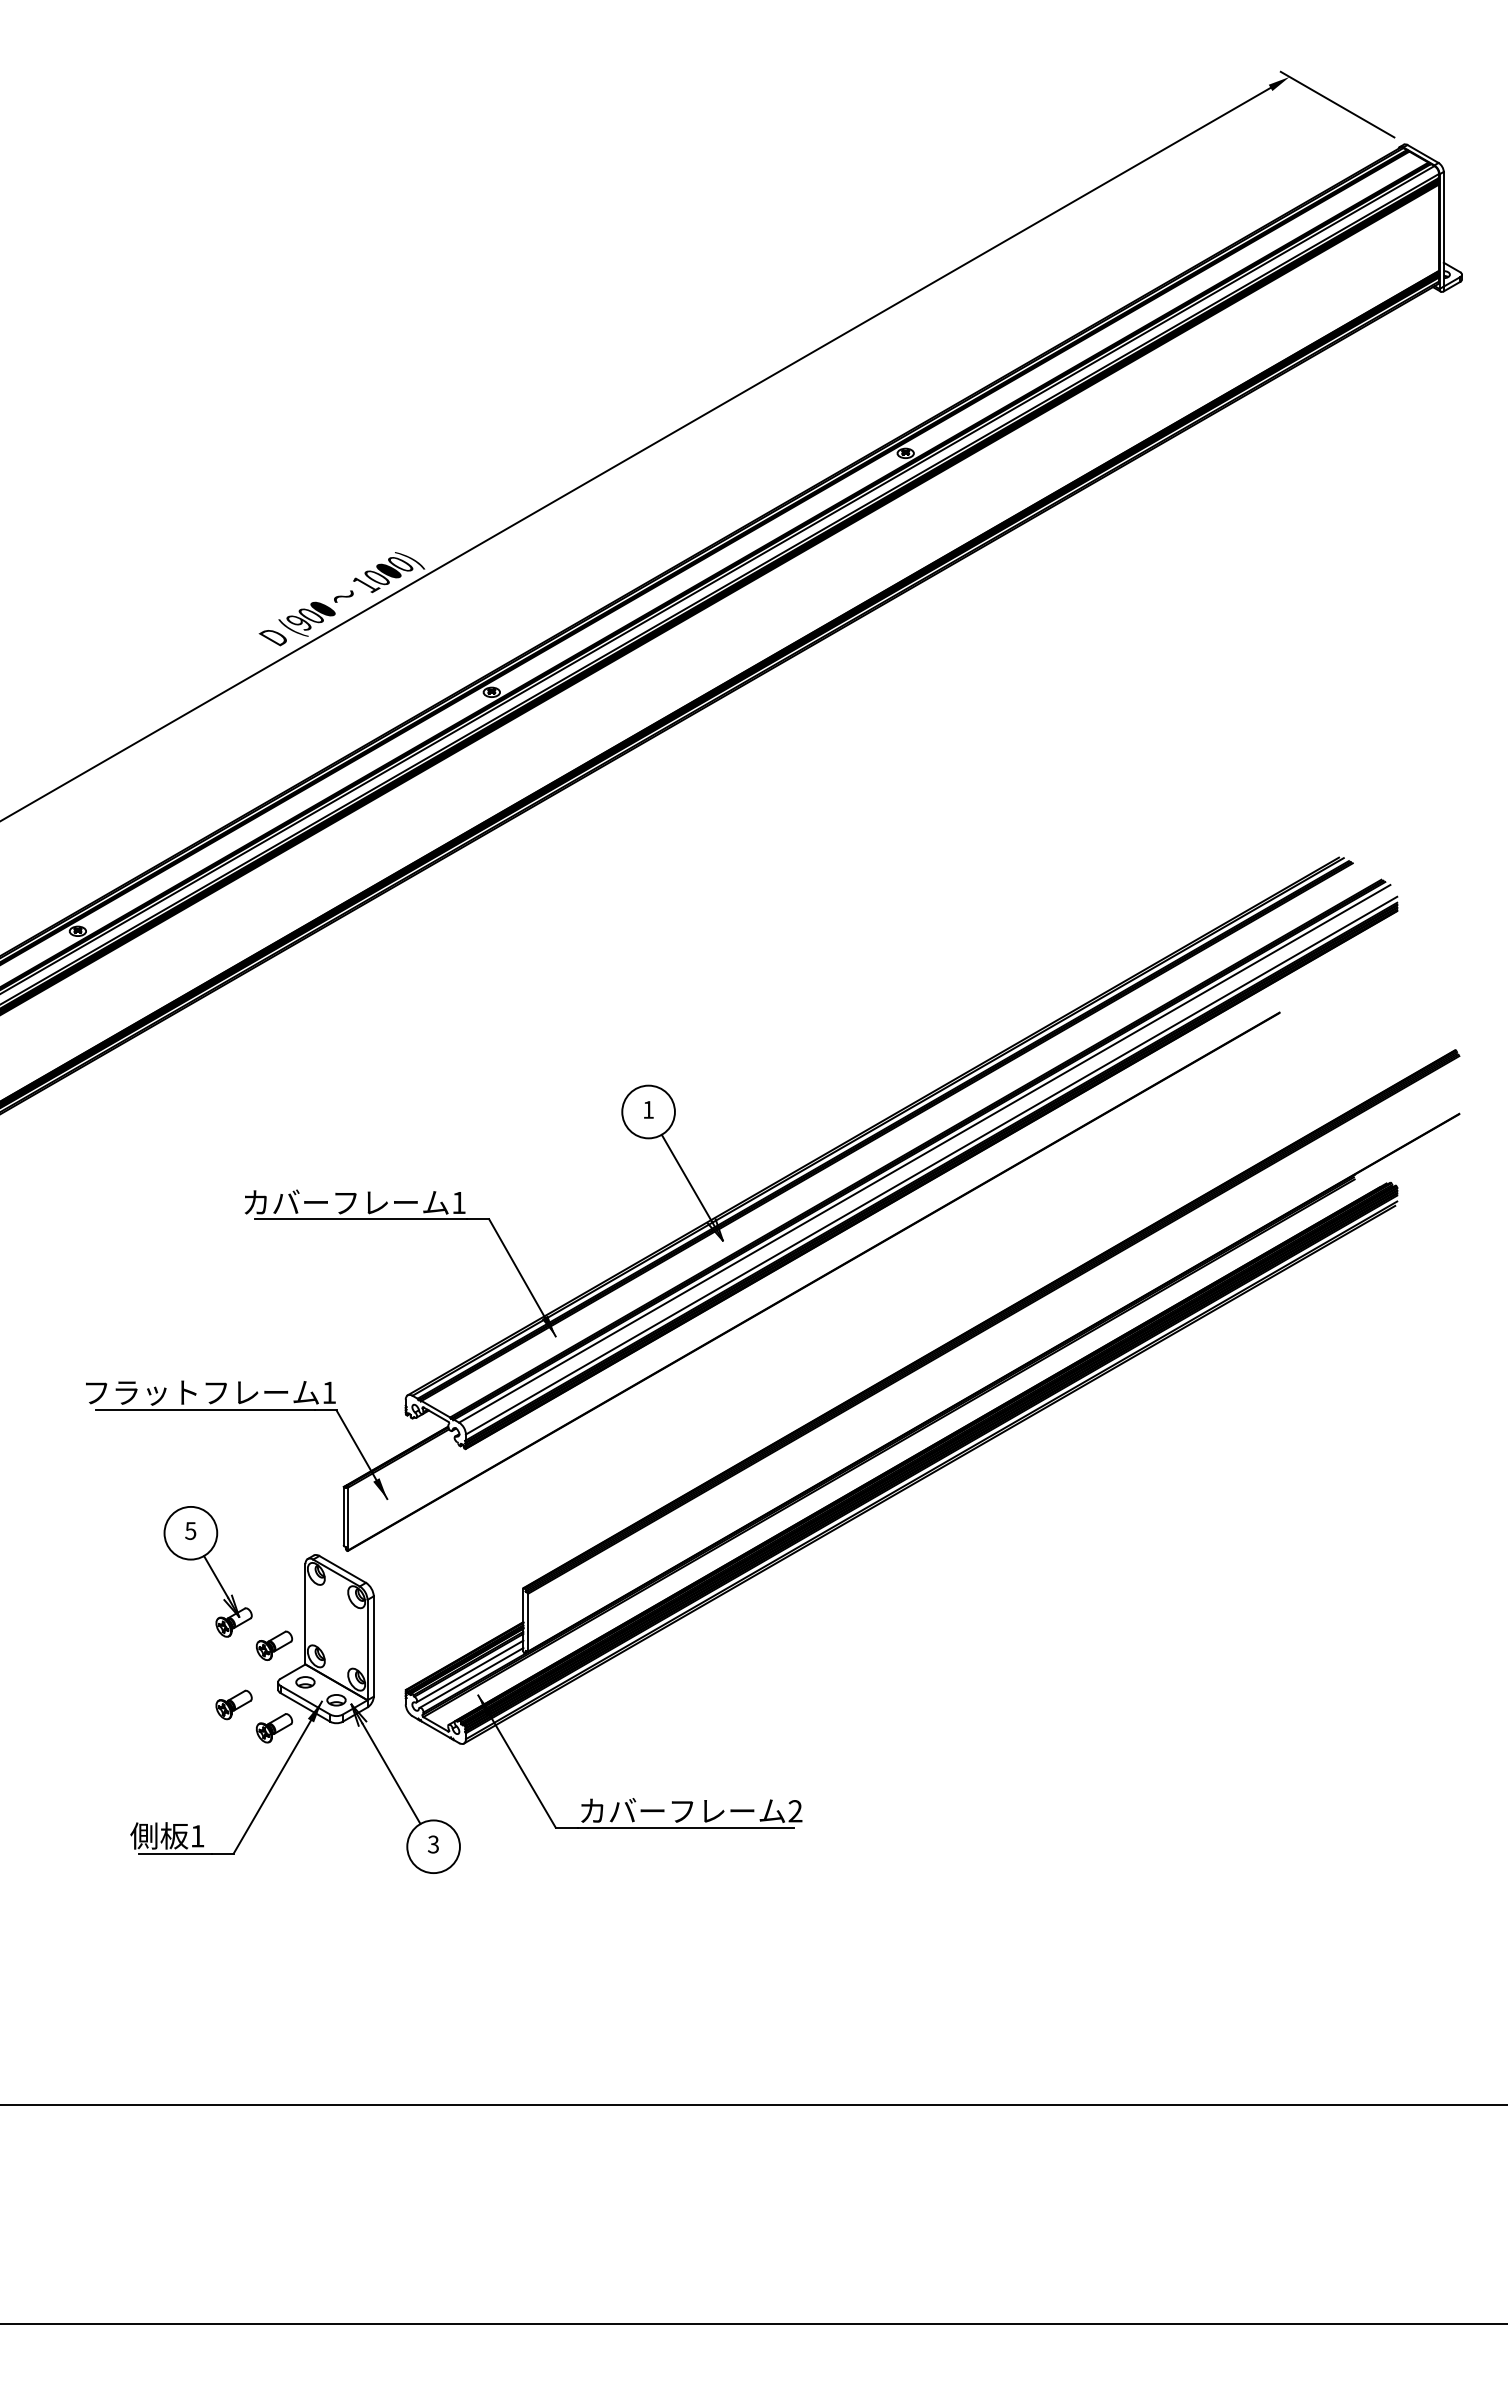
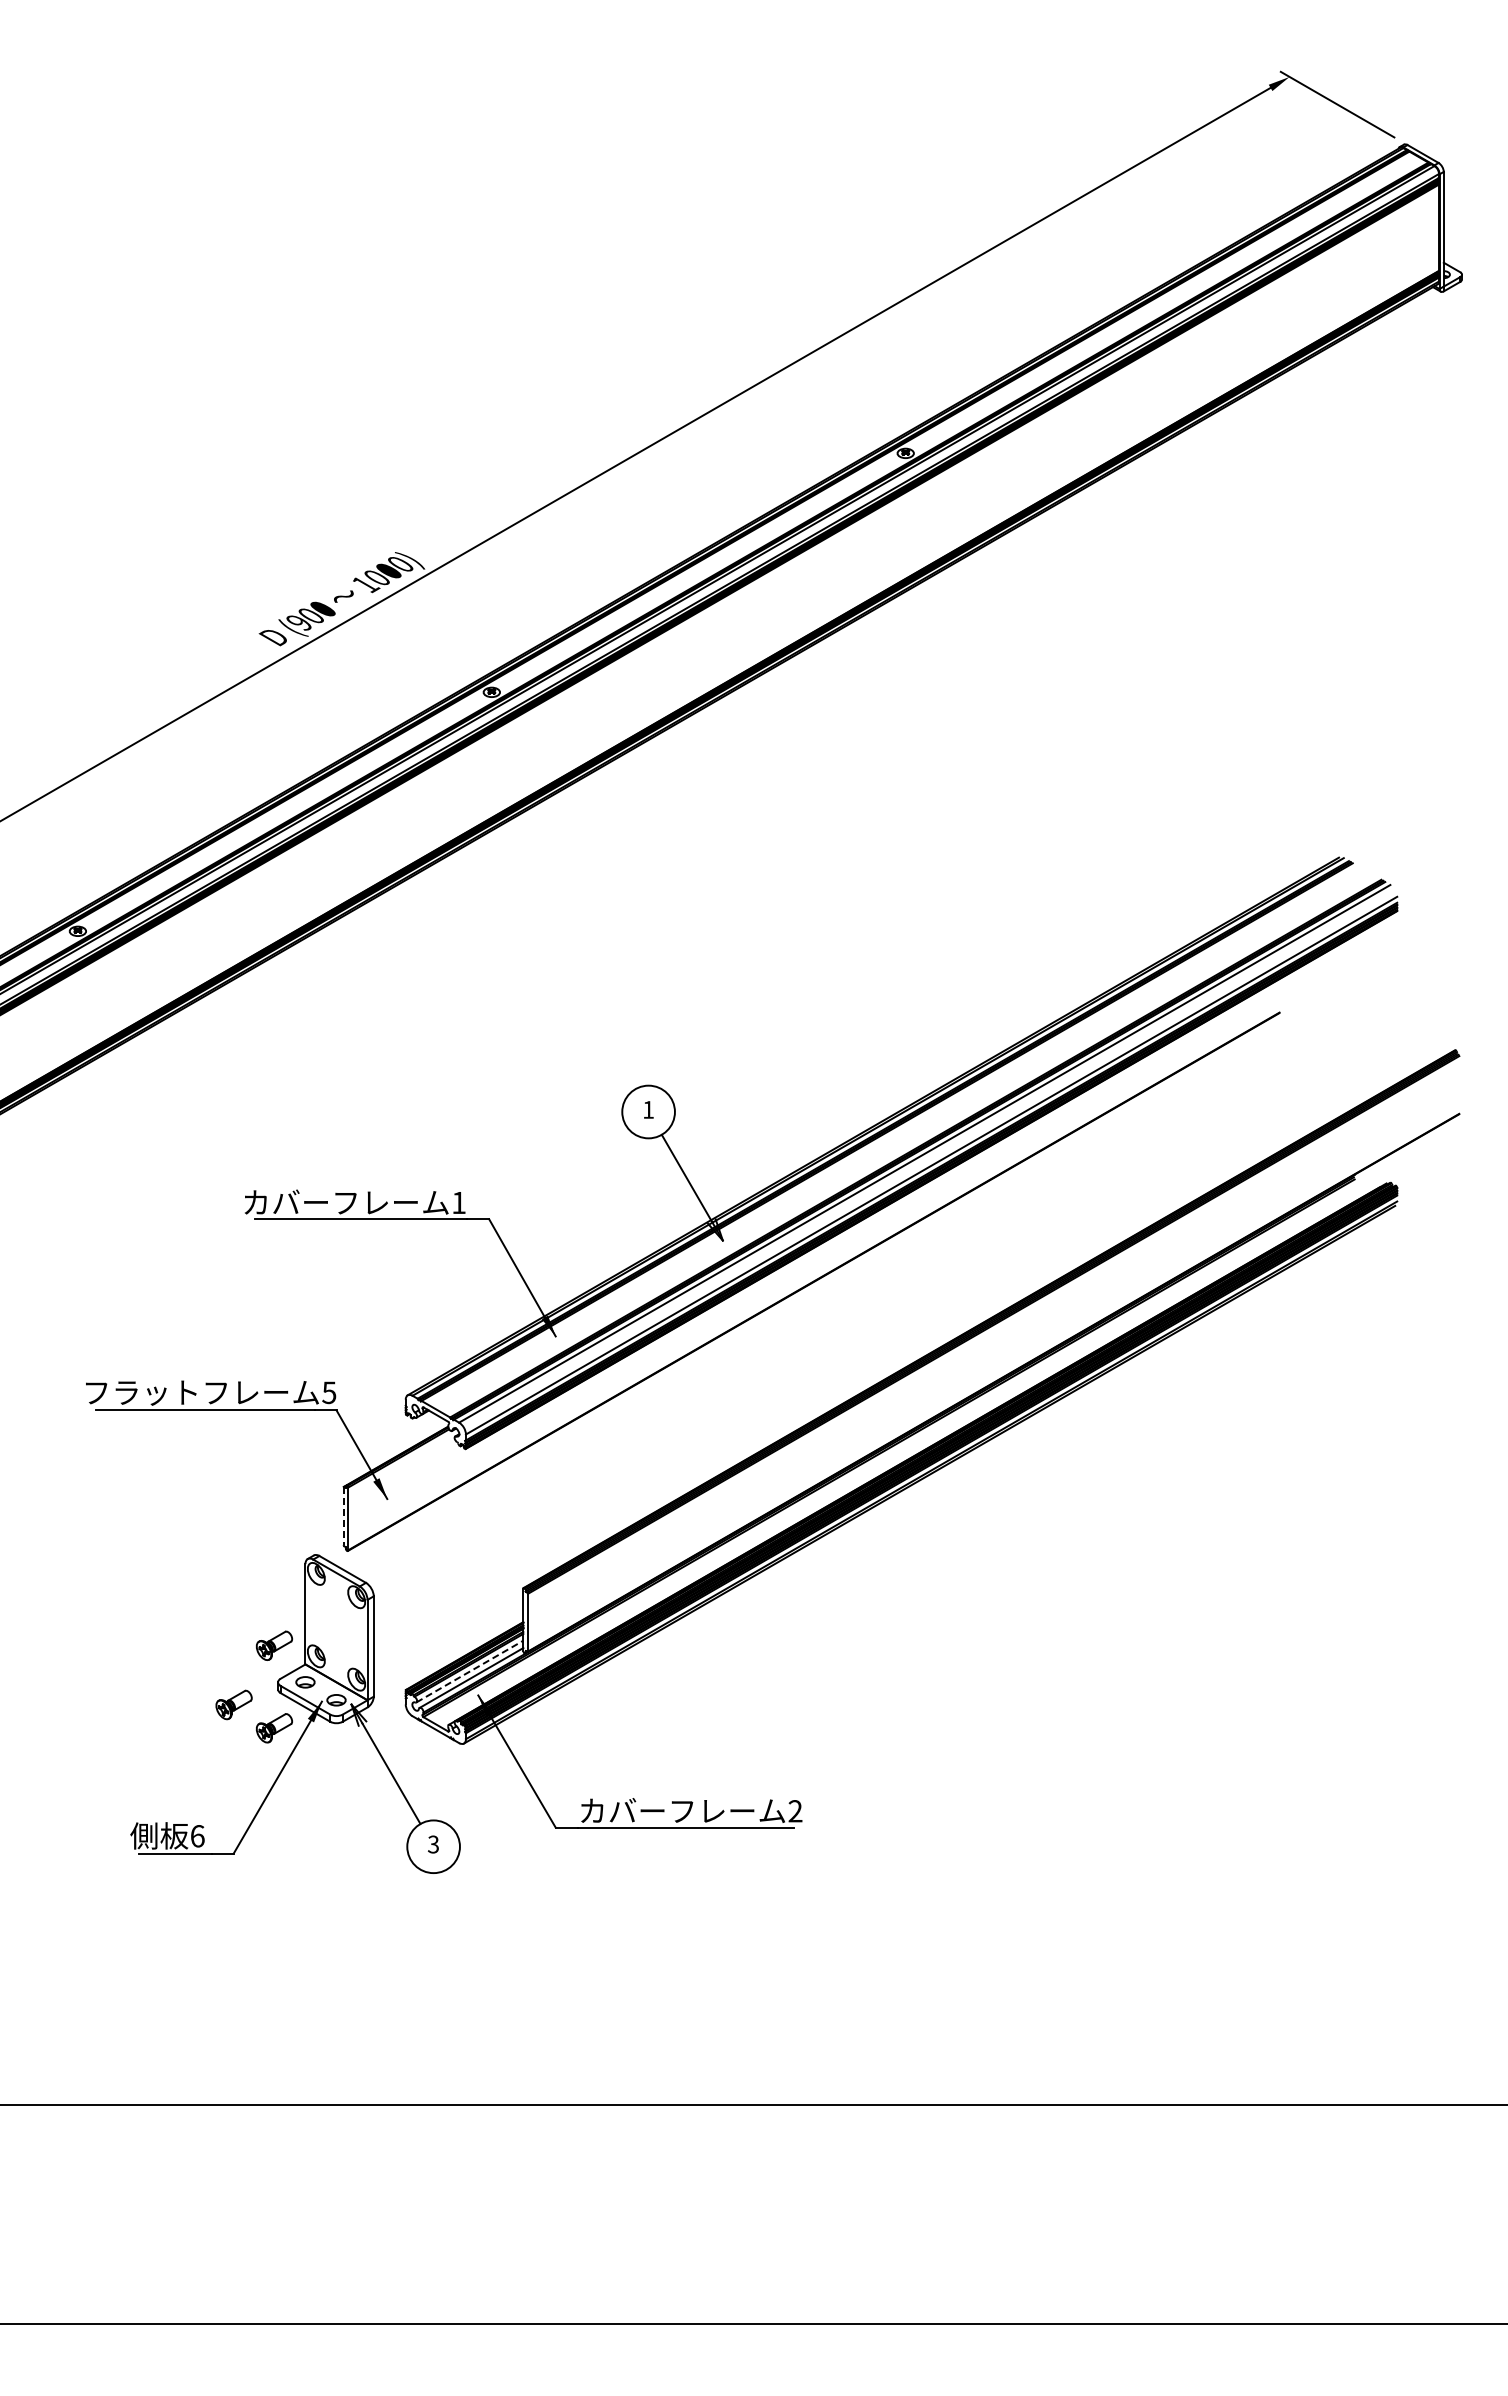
text: 1 -> 5 (329, 1392)
line: solid -> dashed (343, 1516)
part: present -> none (207, 1571)
line: solid -> dashed (469, 1671)
text: 1 -> 6 (197, 1836)
